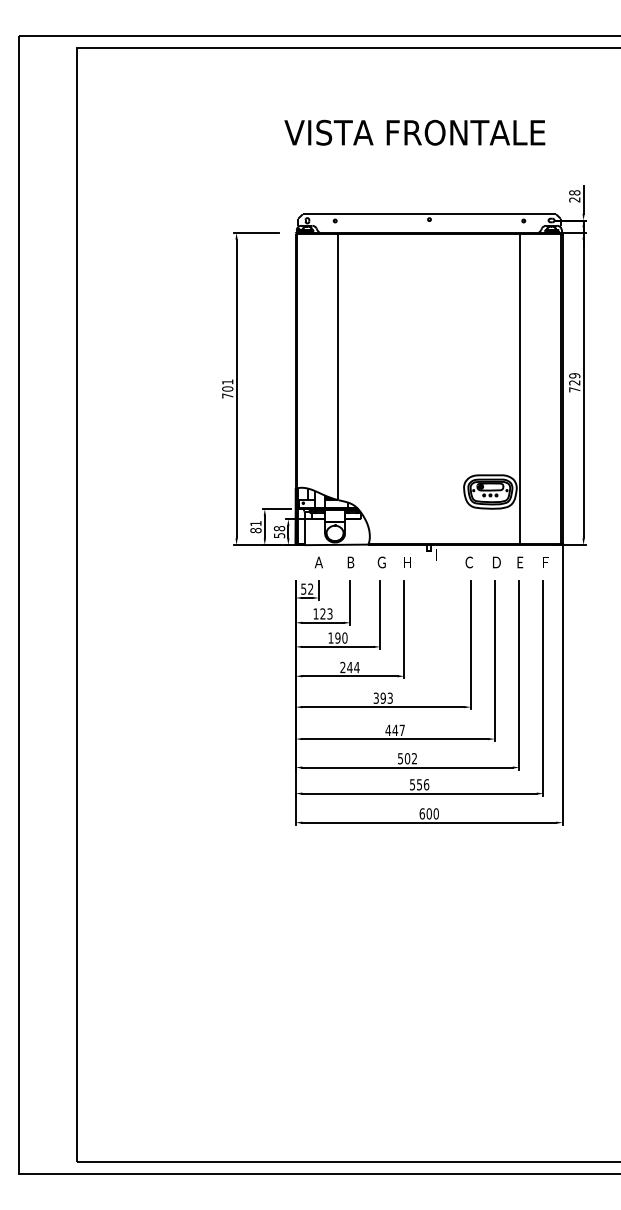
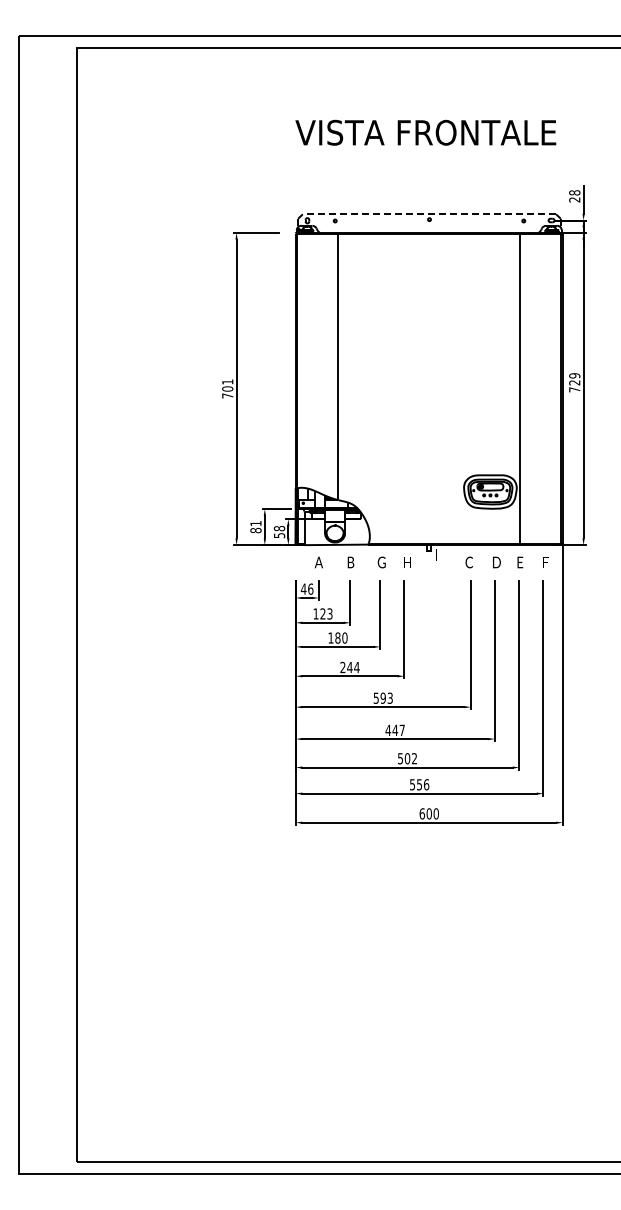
text position: (414, 132) -> (425, 132) (425, 132)
line: solid -> dashed (429, 214)
text: 52 -> 46 (306, 588)
text: 190 -> 180 (337, 637)
text: 393 -> 593 (375, 697)
